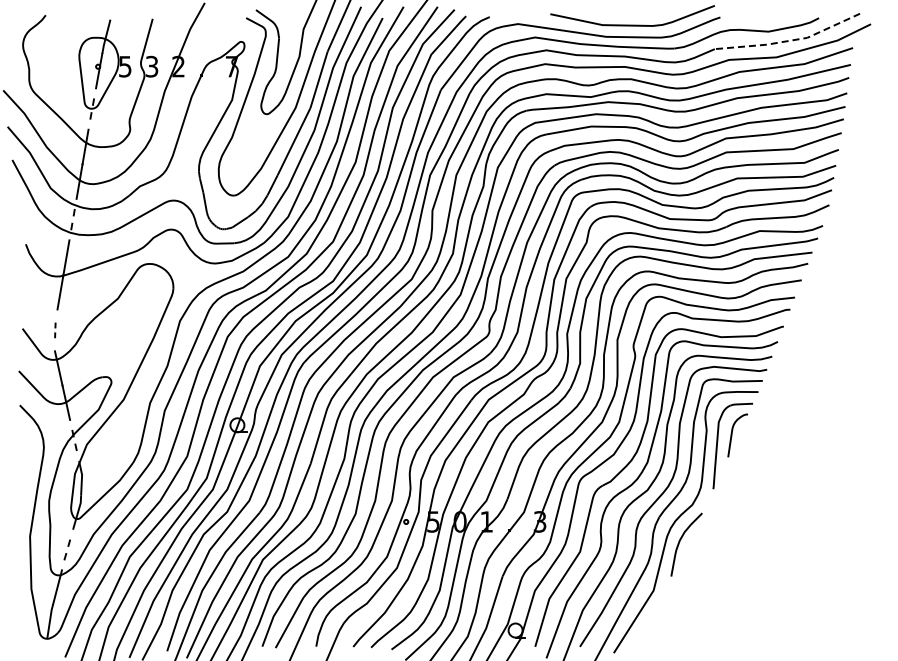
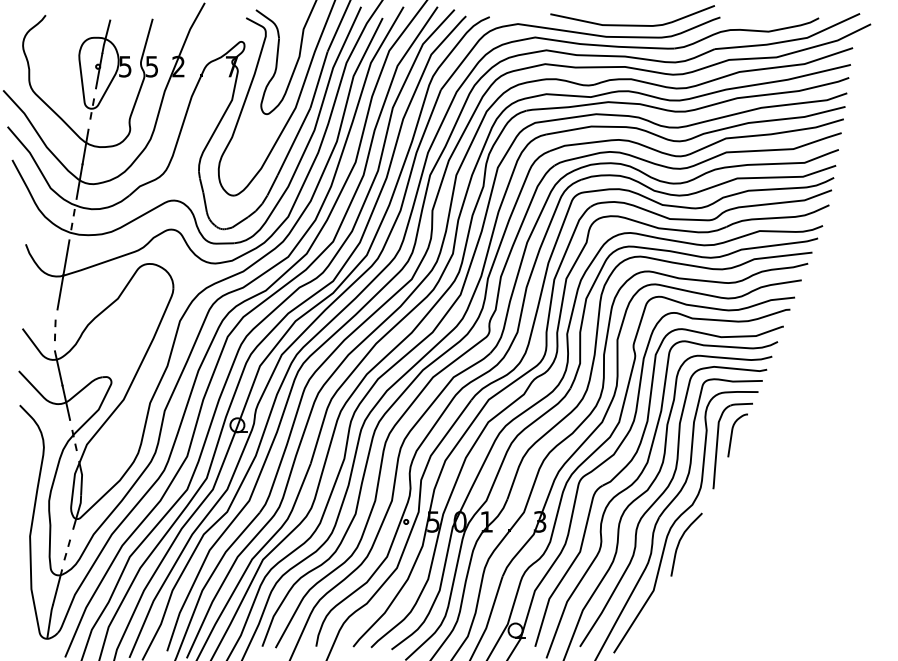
line: dashed -> solid (789, 40)
text: 3 -> 5 (152, 65)
part size: 3x17 px -> 3x23 px (55, 330)
